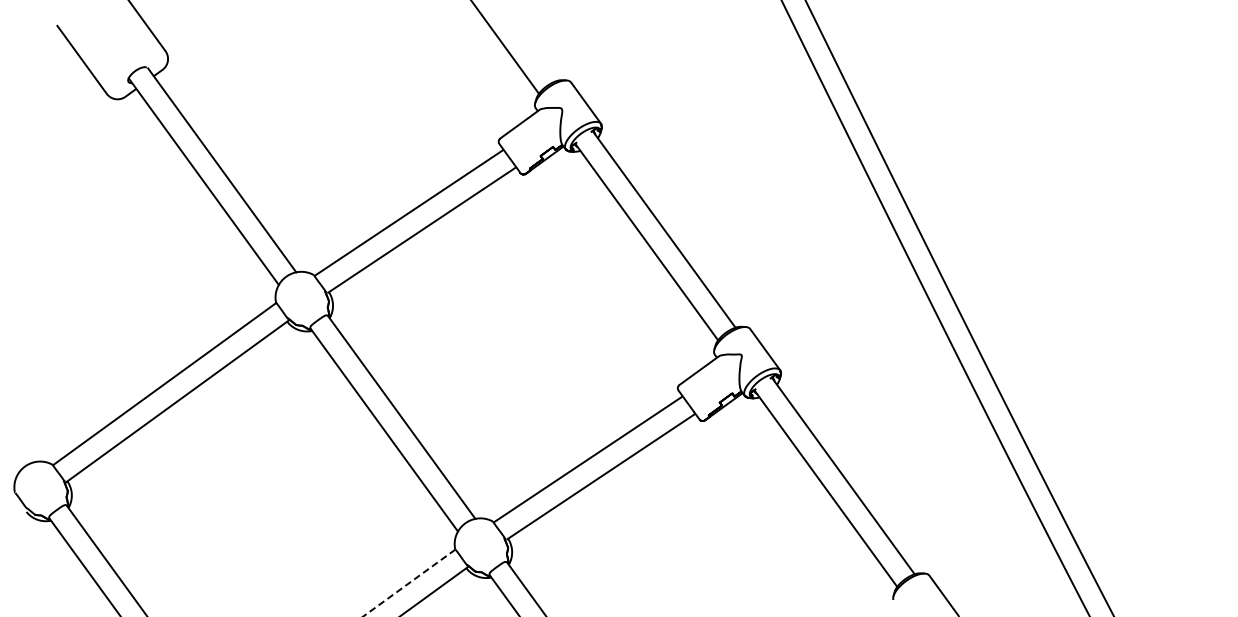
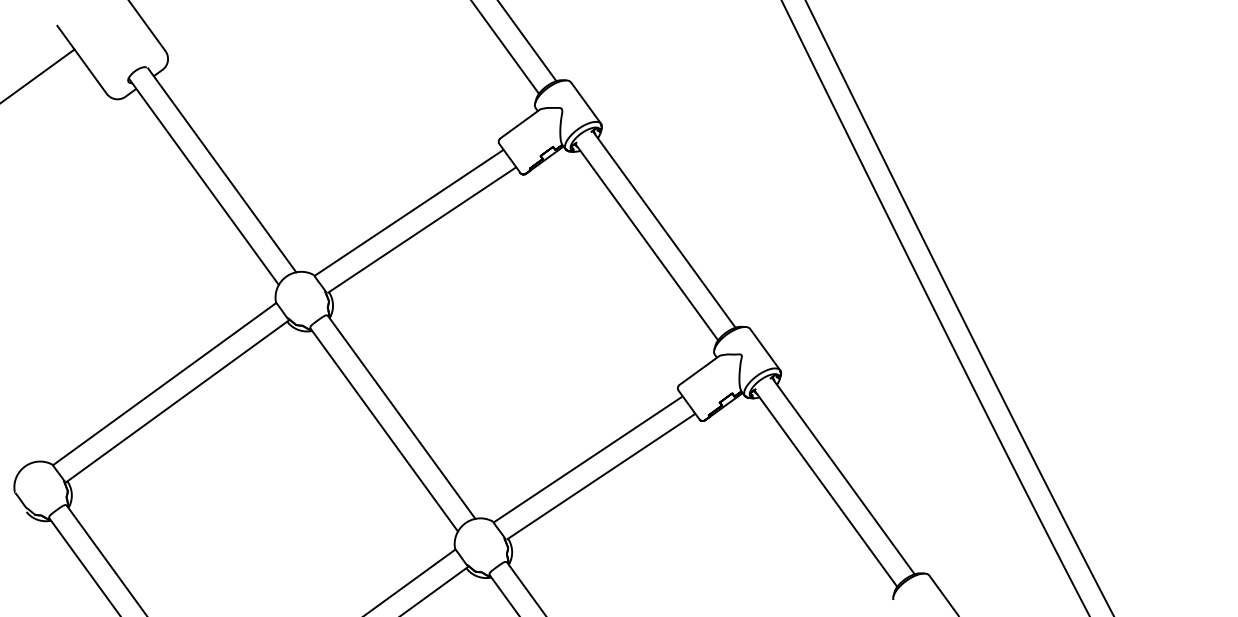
line: none -> present (527, 41)
line: none -> present (38, 75)
line: dashed -> solid (409, 583)
